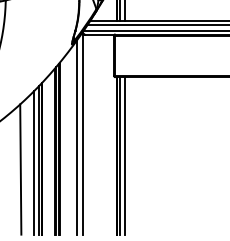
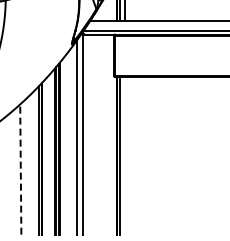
line: present -> none (156, 24)
line: present -> none (124, 155)
line: present -> none (34, 162)
line: solid -> dashed (20, 169)
